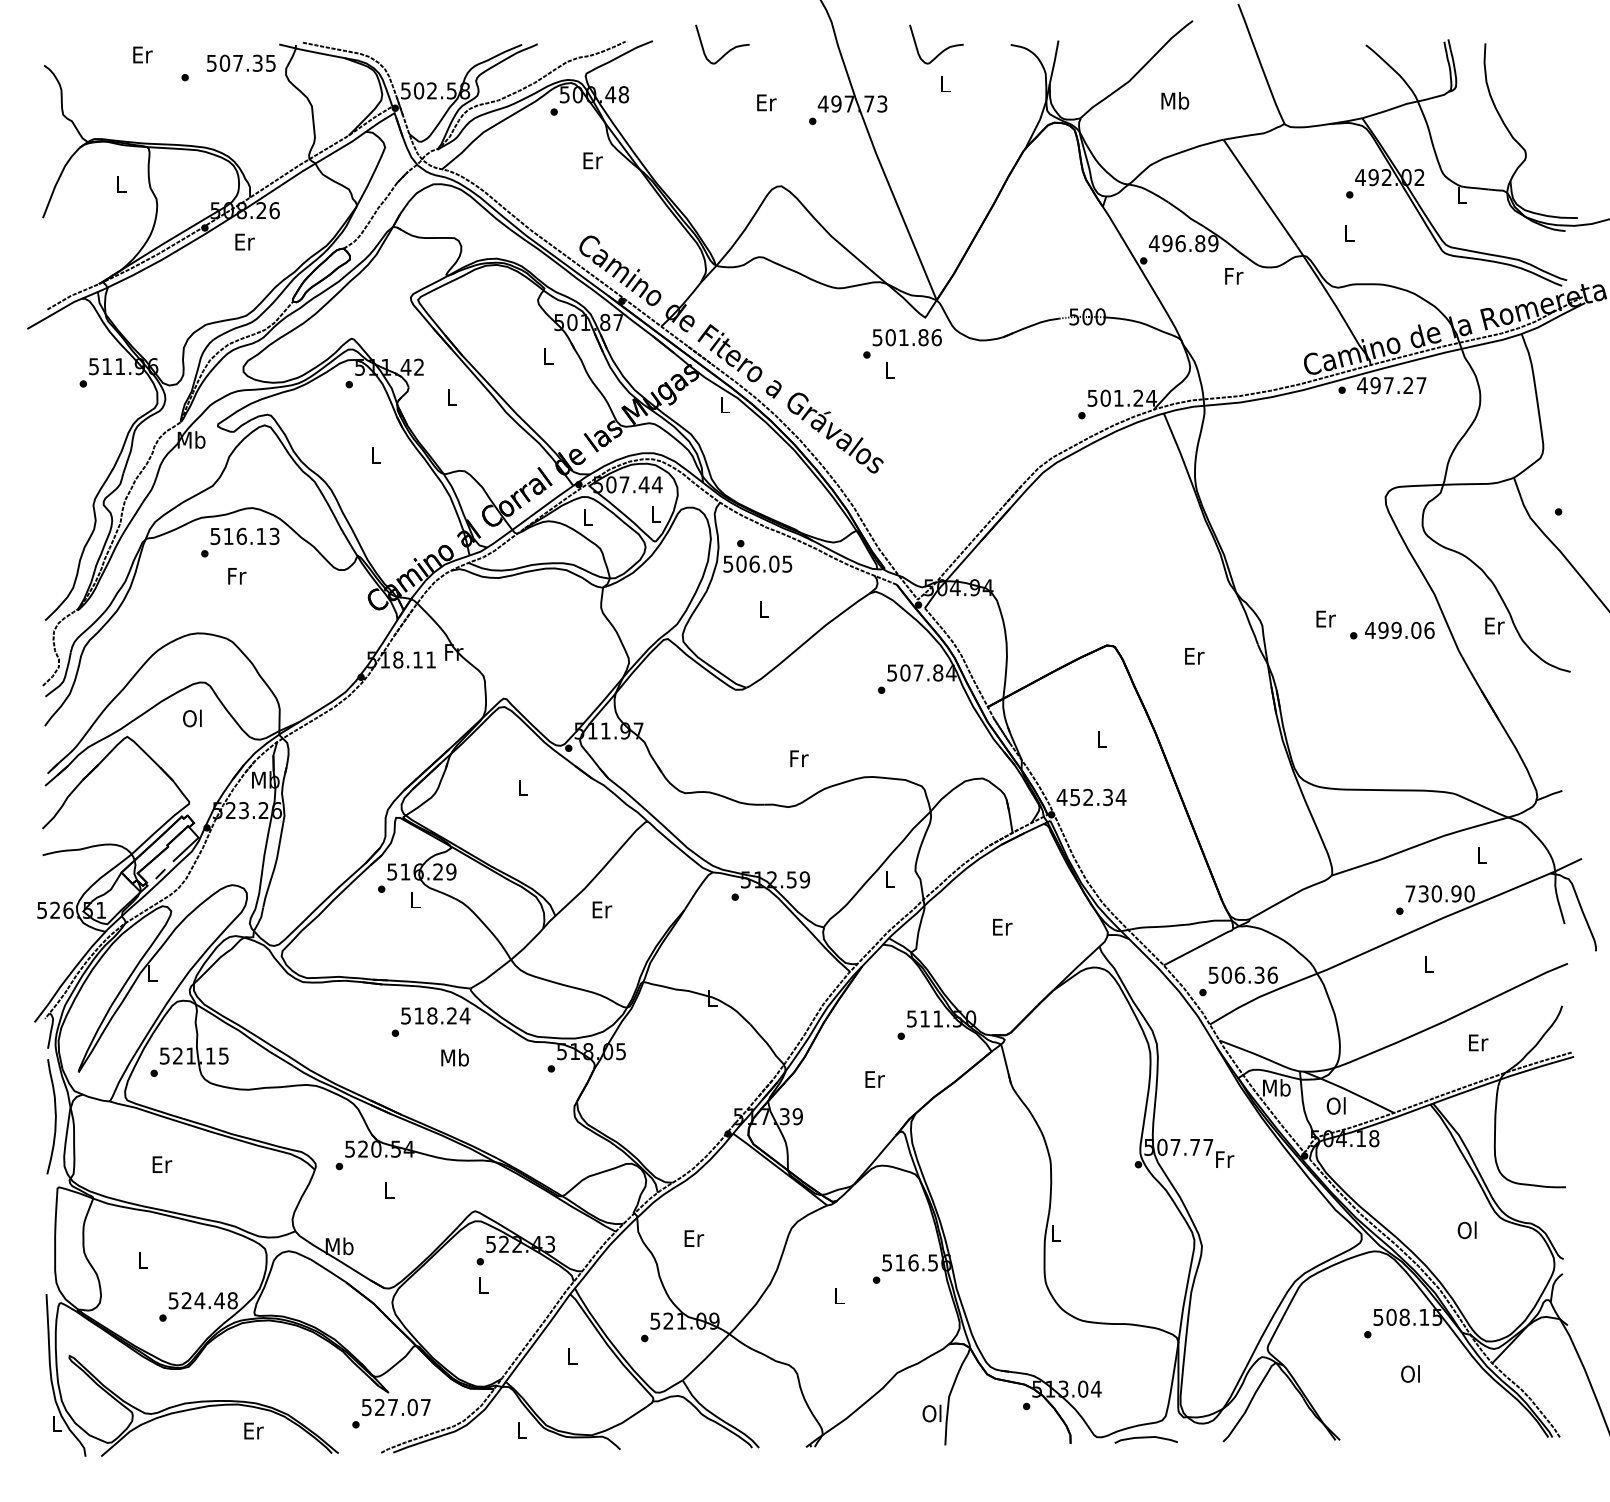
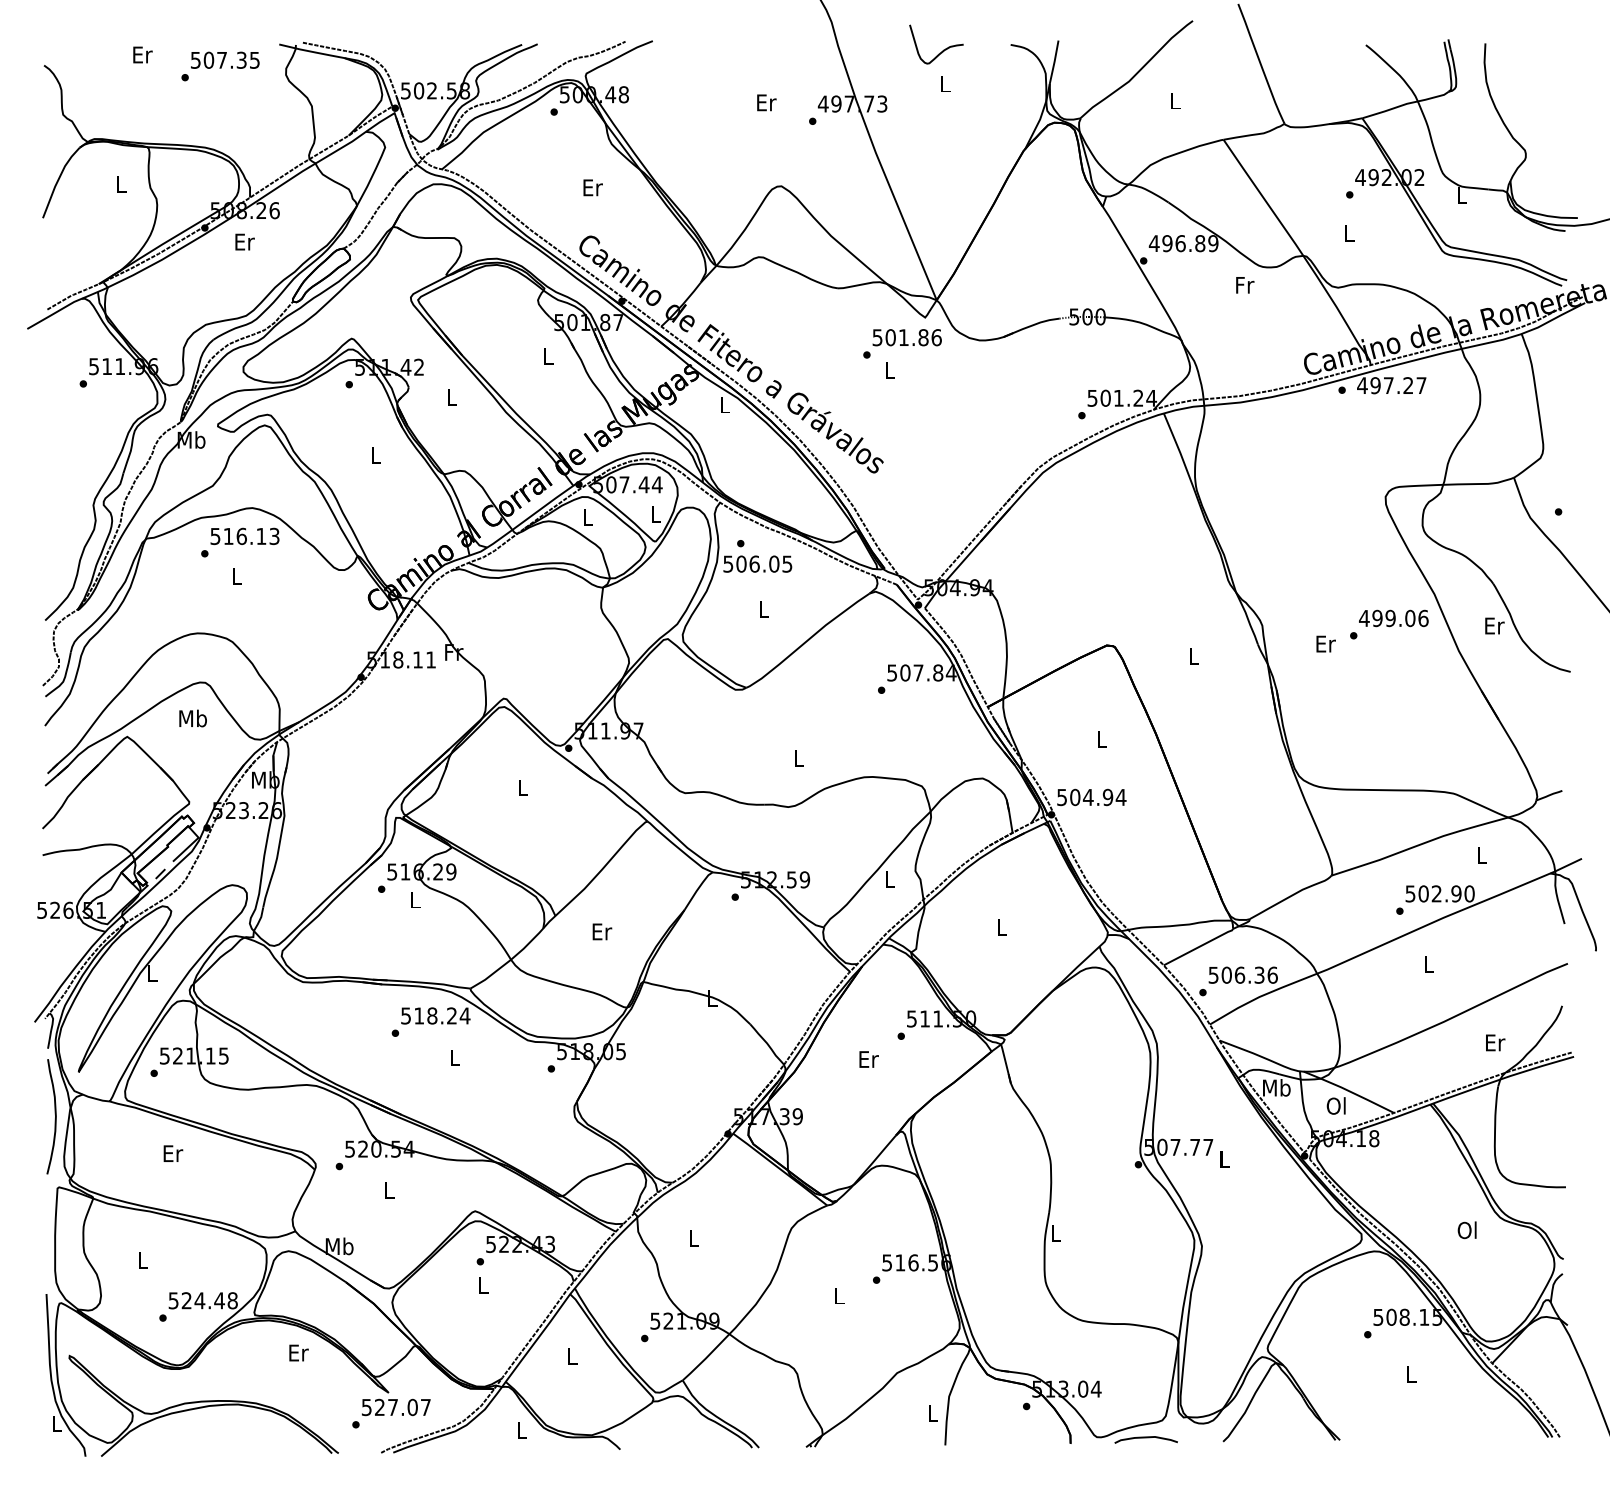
curve: present -> none (728, 50)
text position: (241, 62) -> (225, 59) (225, 59)
text: Mb -> L (1175, 100)
text position: (592, 160) -> (592, 187) (592, 187)
text position: (1234, 276) -> (1245, 285) (1245, 285)
text: Fr -> L (237, 576)
text position: (1325, 618) -> (1325, 643) (1325, 643)
text position: (1399, 630) -> (1393, 618) (1393, 618)
text: Er -> L (1194, 656)
text: Ol -> Mb (192, 718)
text: Fr -> L (799, 758)
text: 452.34 -> 504.94 (1084, 797)
text: 730.90 -> 502.90 (1423, 893)
text position: (602, 909) -> (602, 931) (602, 931)
text: Er -> L (1002, 926)
text position: (1478, 1042) -> (1495, 1042) (1495, 1042)
text: Mb -> L (454, 1057)
text position: (874, 1079) -> (868, 1059) (868, 1059)
text: Fr -> L (1225, 1159)
text position: (162, 1164) -> (173, 1153) (173, 1153)
text: Er -> L (694, 1238)
text: Ol -> L (1410, 1373)
text: Ol -> L (931, 1413)
text position: (253, 1430) -> (298, 1352) (298, 1352)
